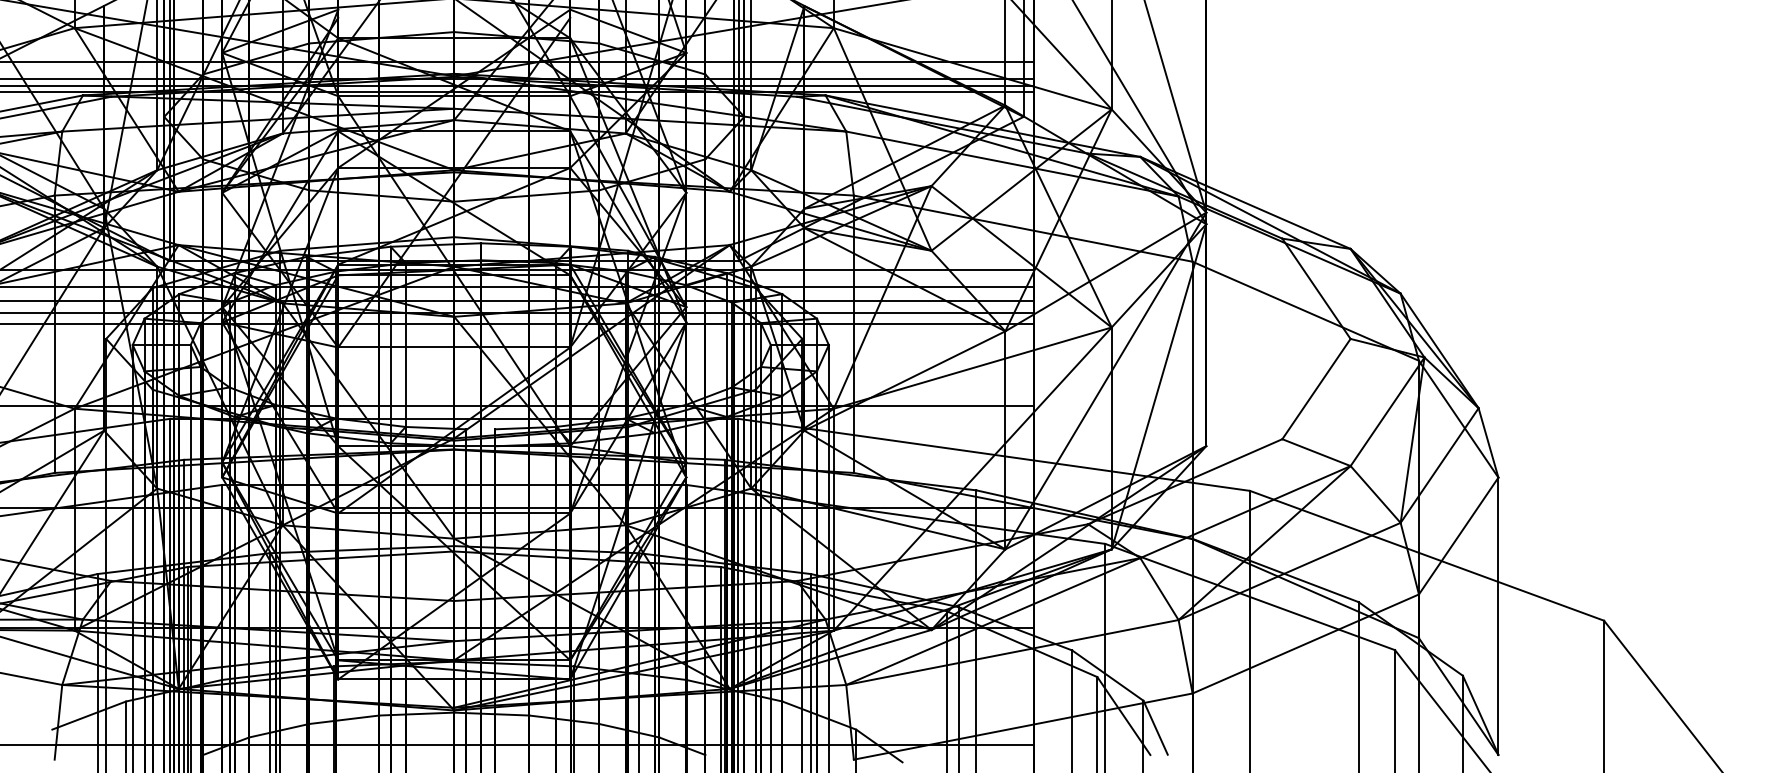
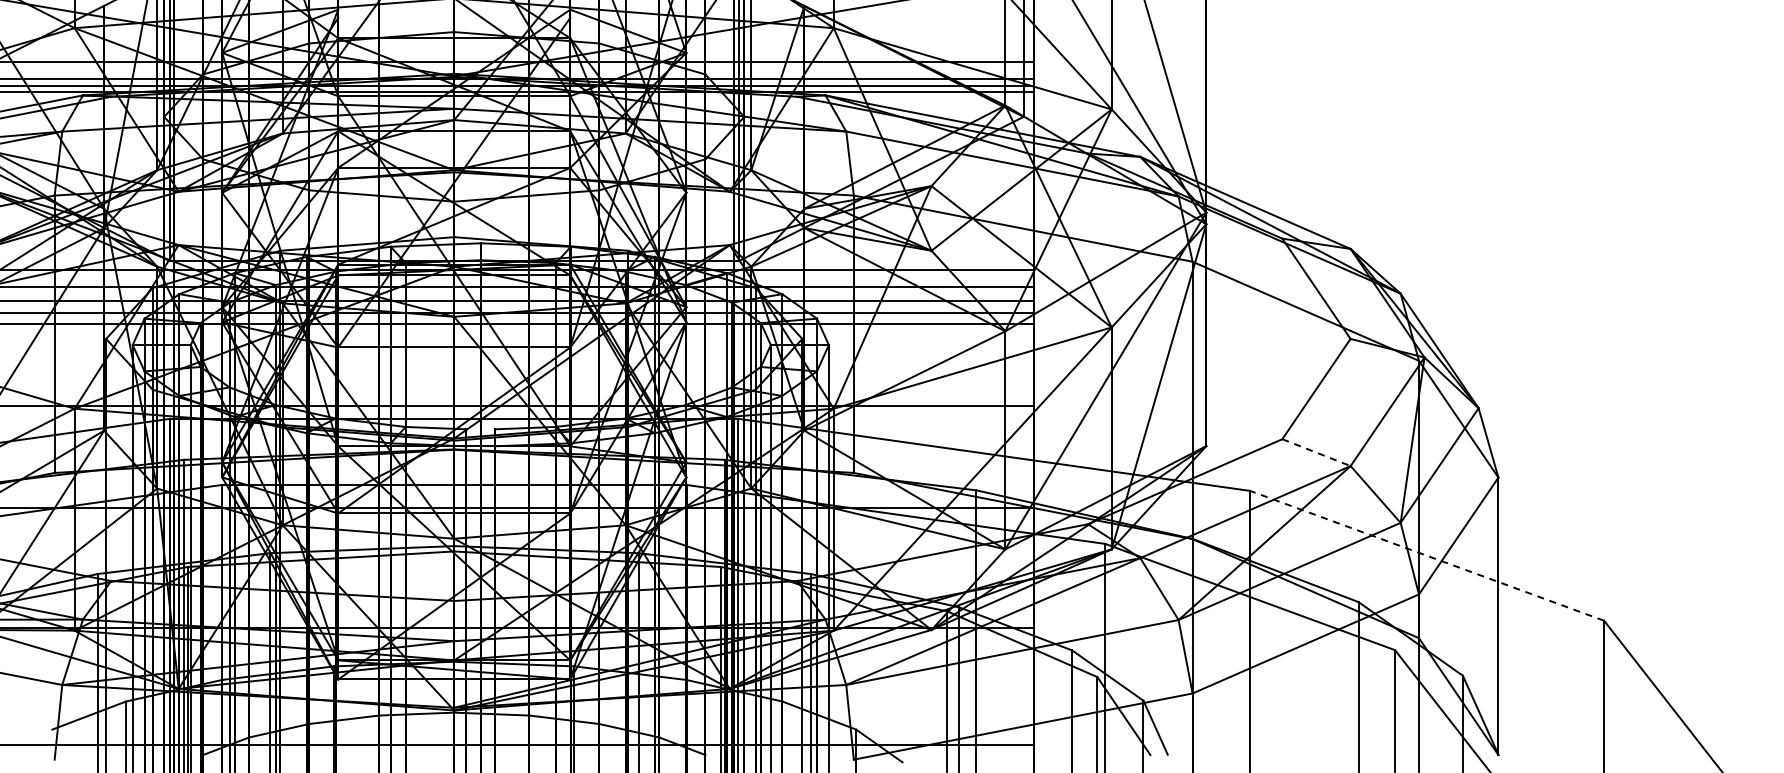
line: solid -> dashed (1316, 452)
line: solid -> dashed (1427, 555)
